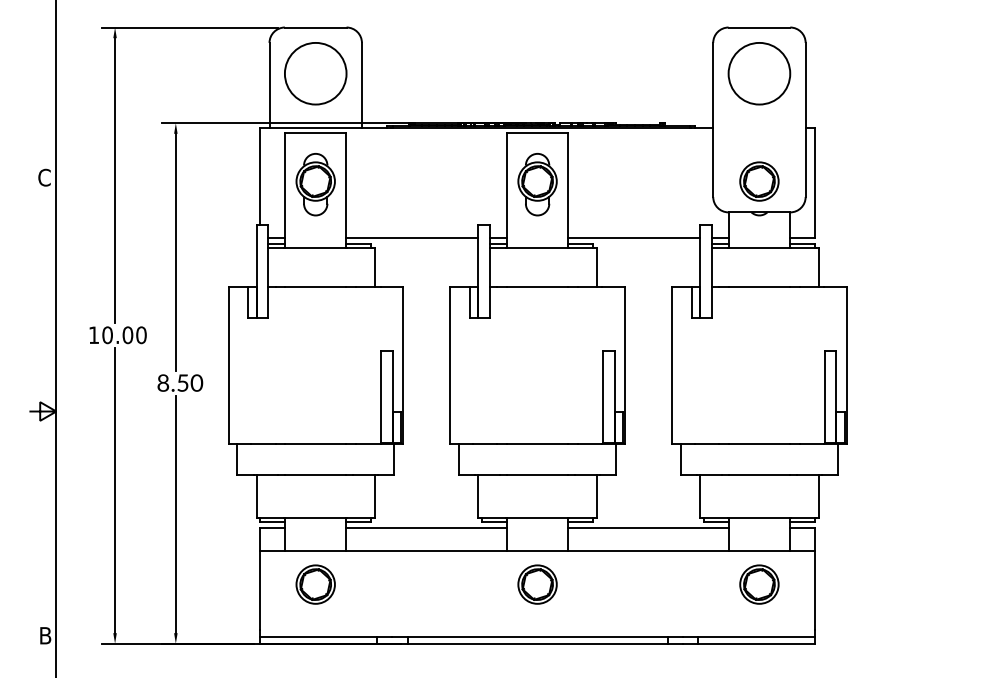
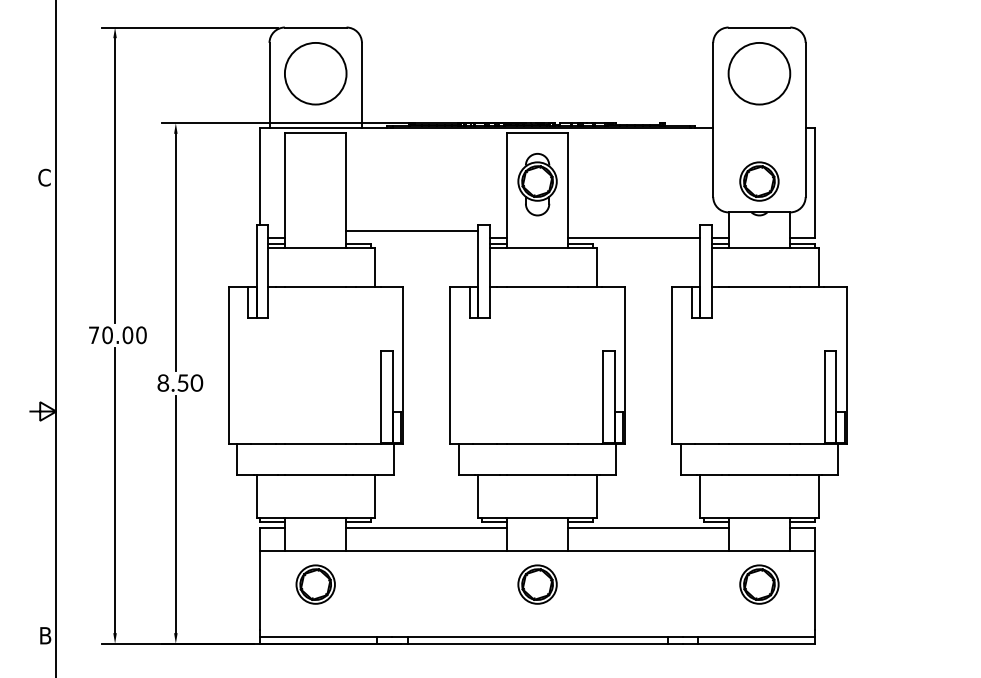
part: present -> none (315, 184)
line position: (412, 238) -> (412, 231) (412, 231)
text: 10.00 -> 70.00 (93, 334)
